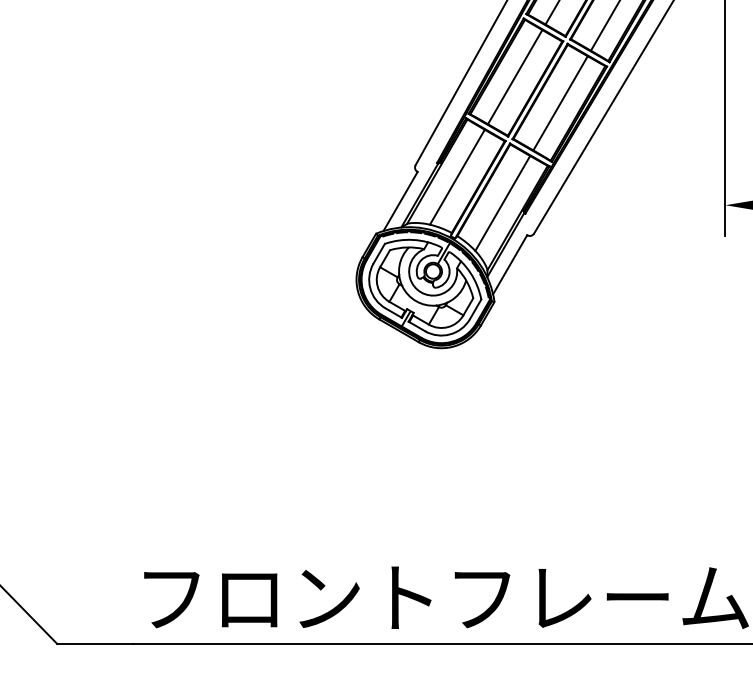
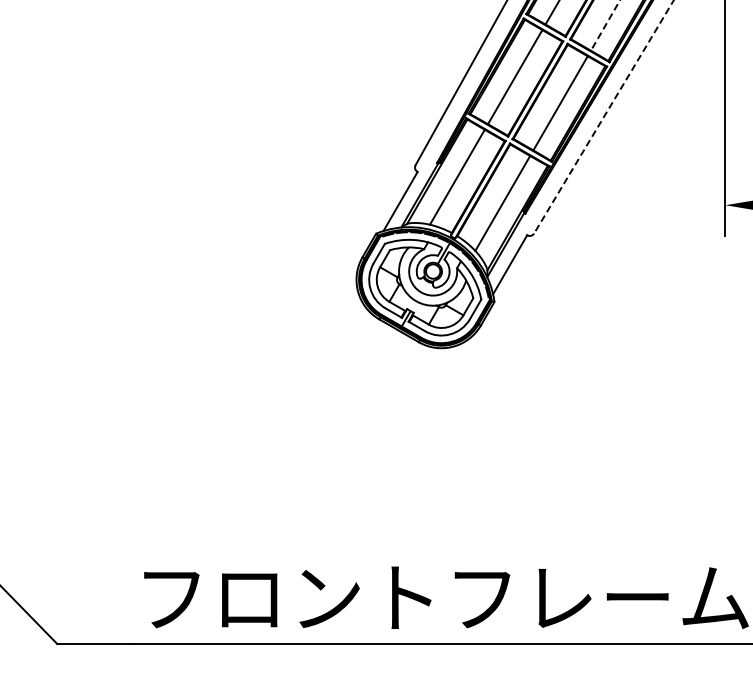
line: solid -> dashed (605, 25)
line: solid -> dashed (603, 116)
